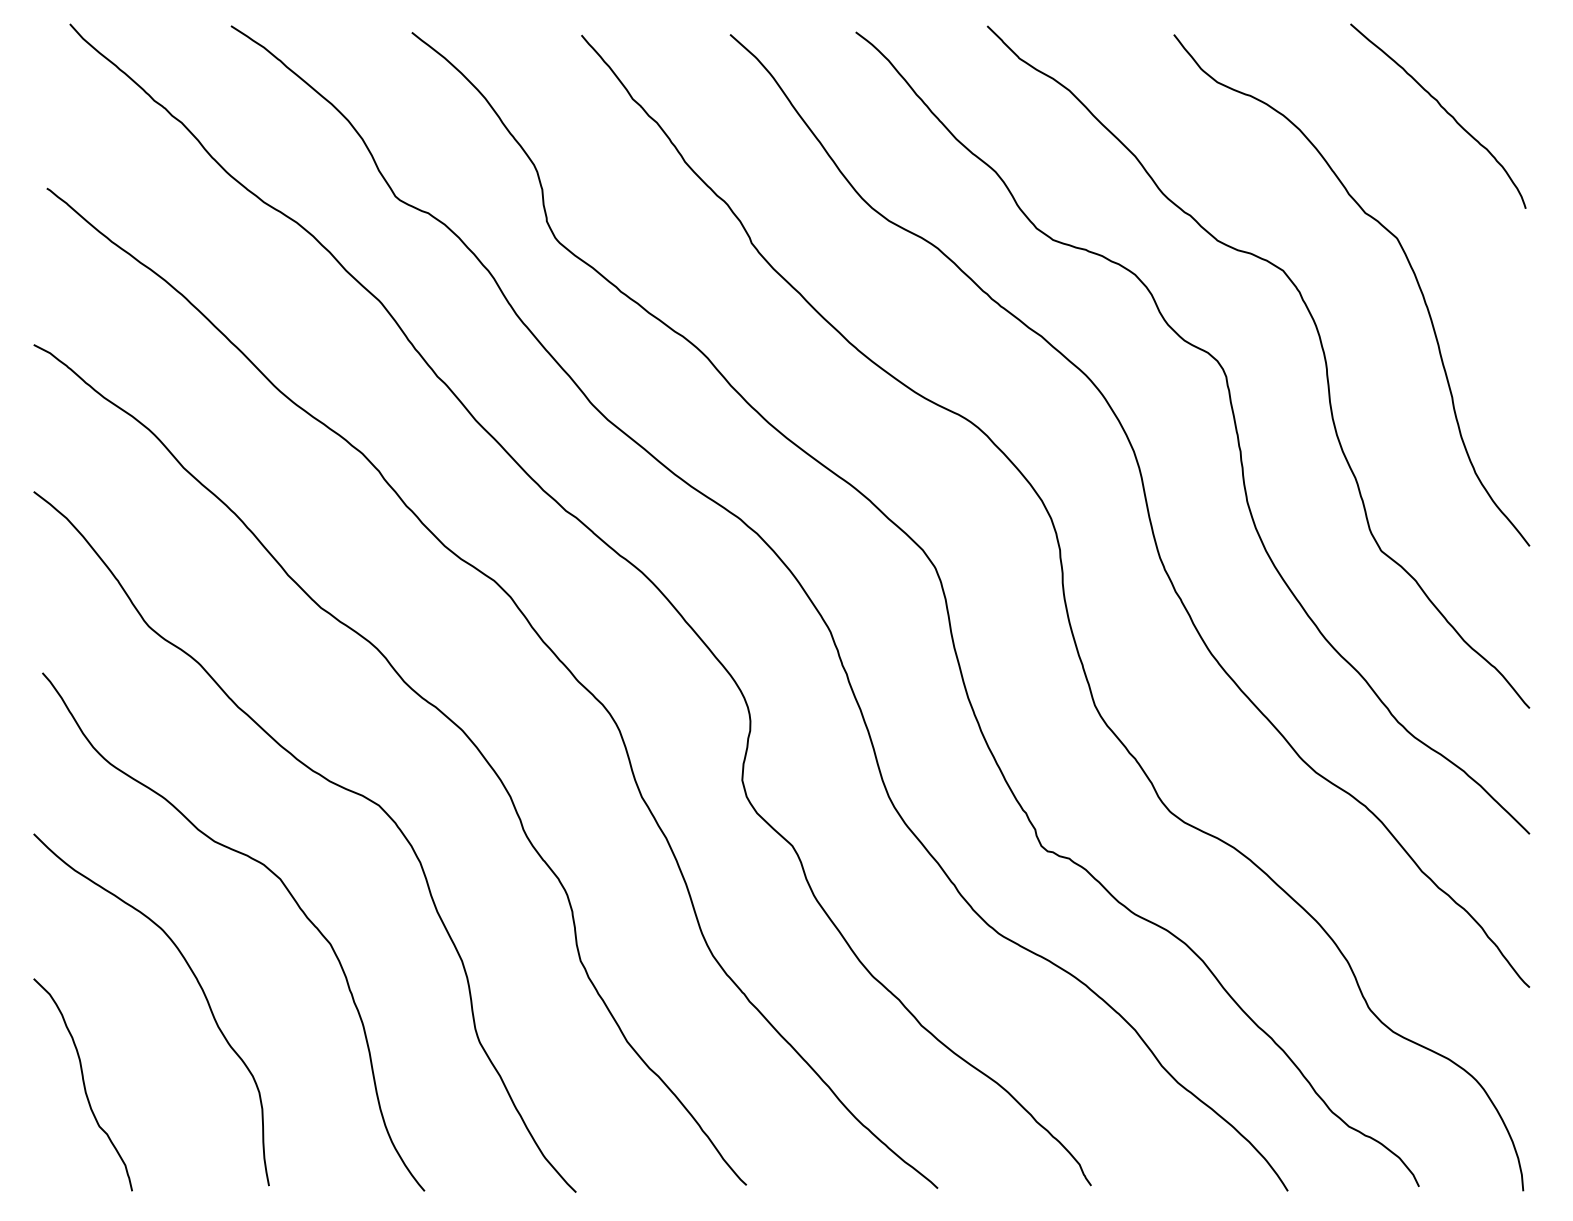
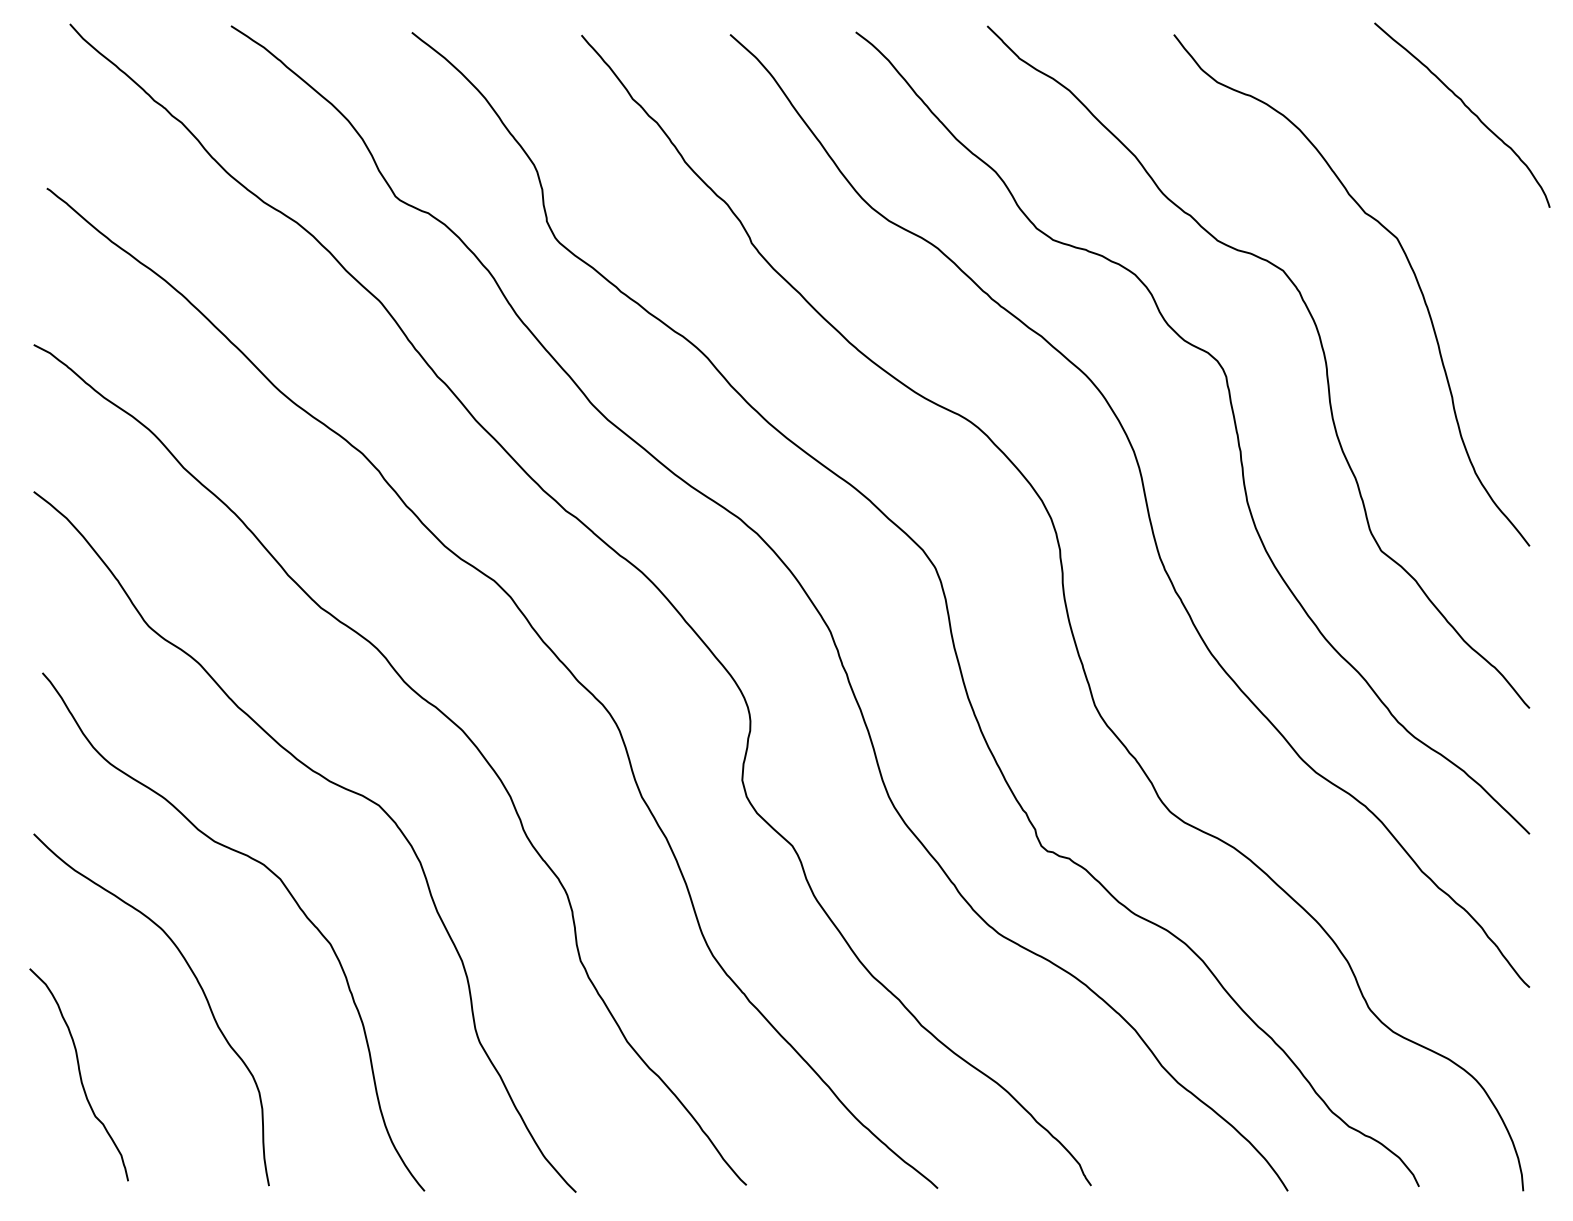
curve position: (1443, 109) -> (1467, 108) (1467, 108)
curve position: (83, 1084) -> (79, 1074) (79, 1074)
